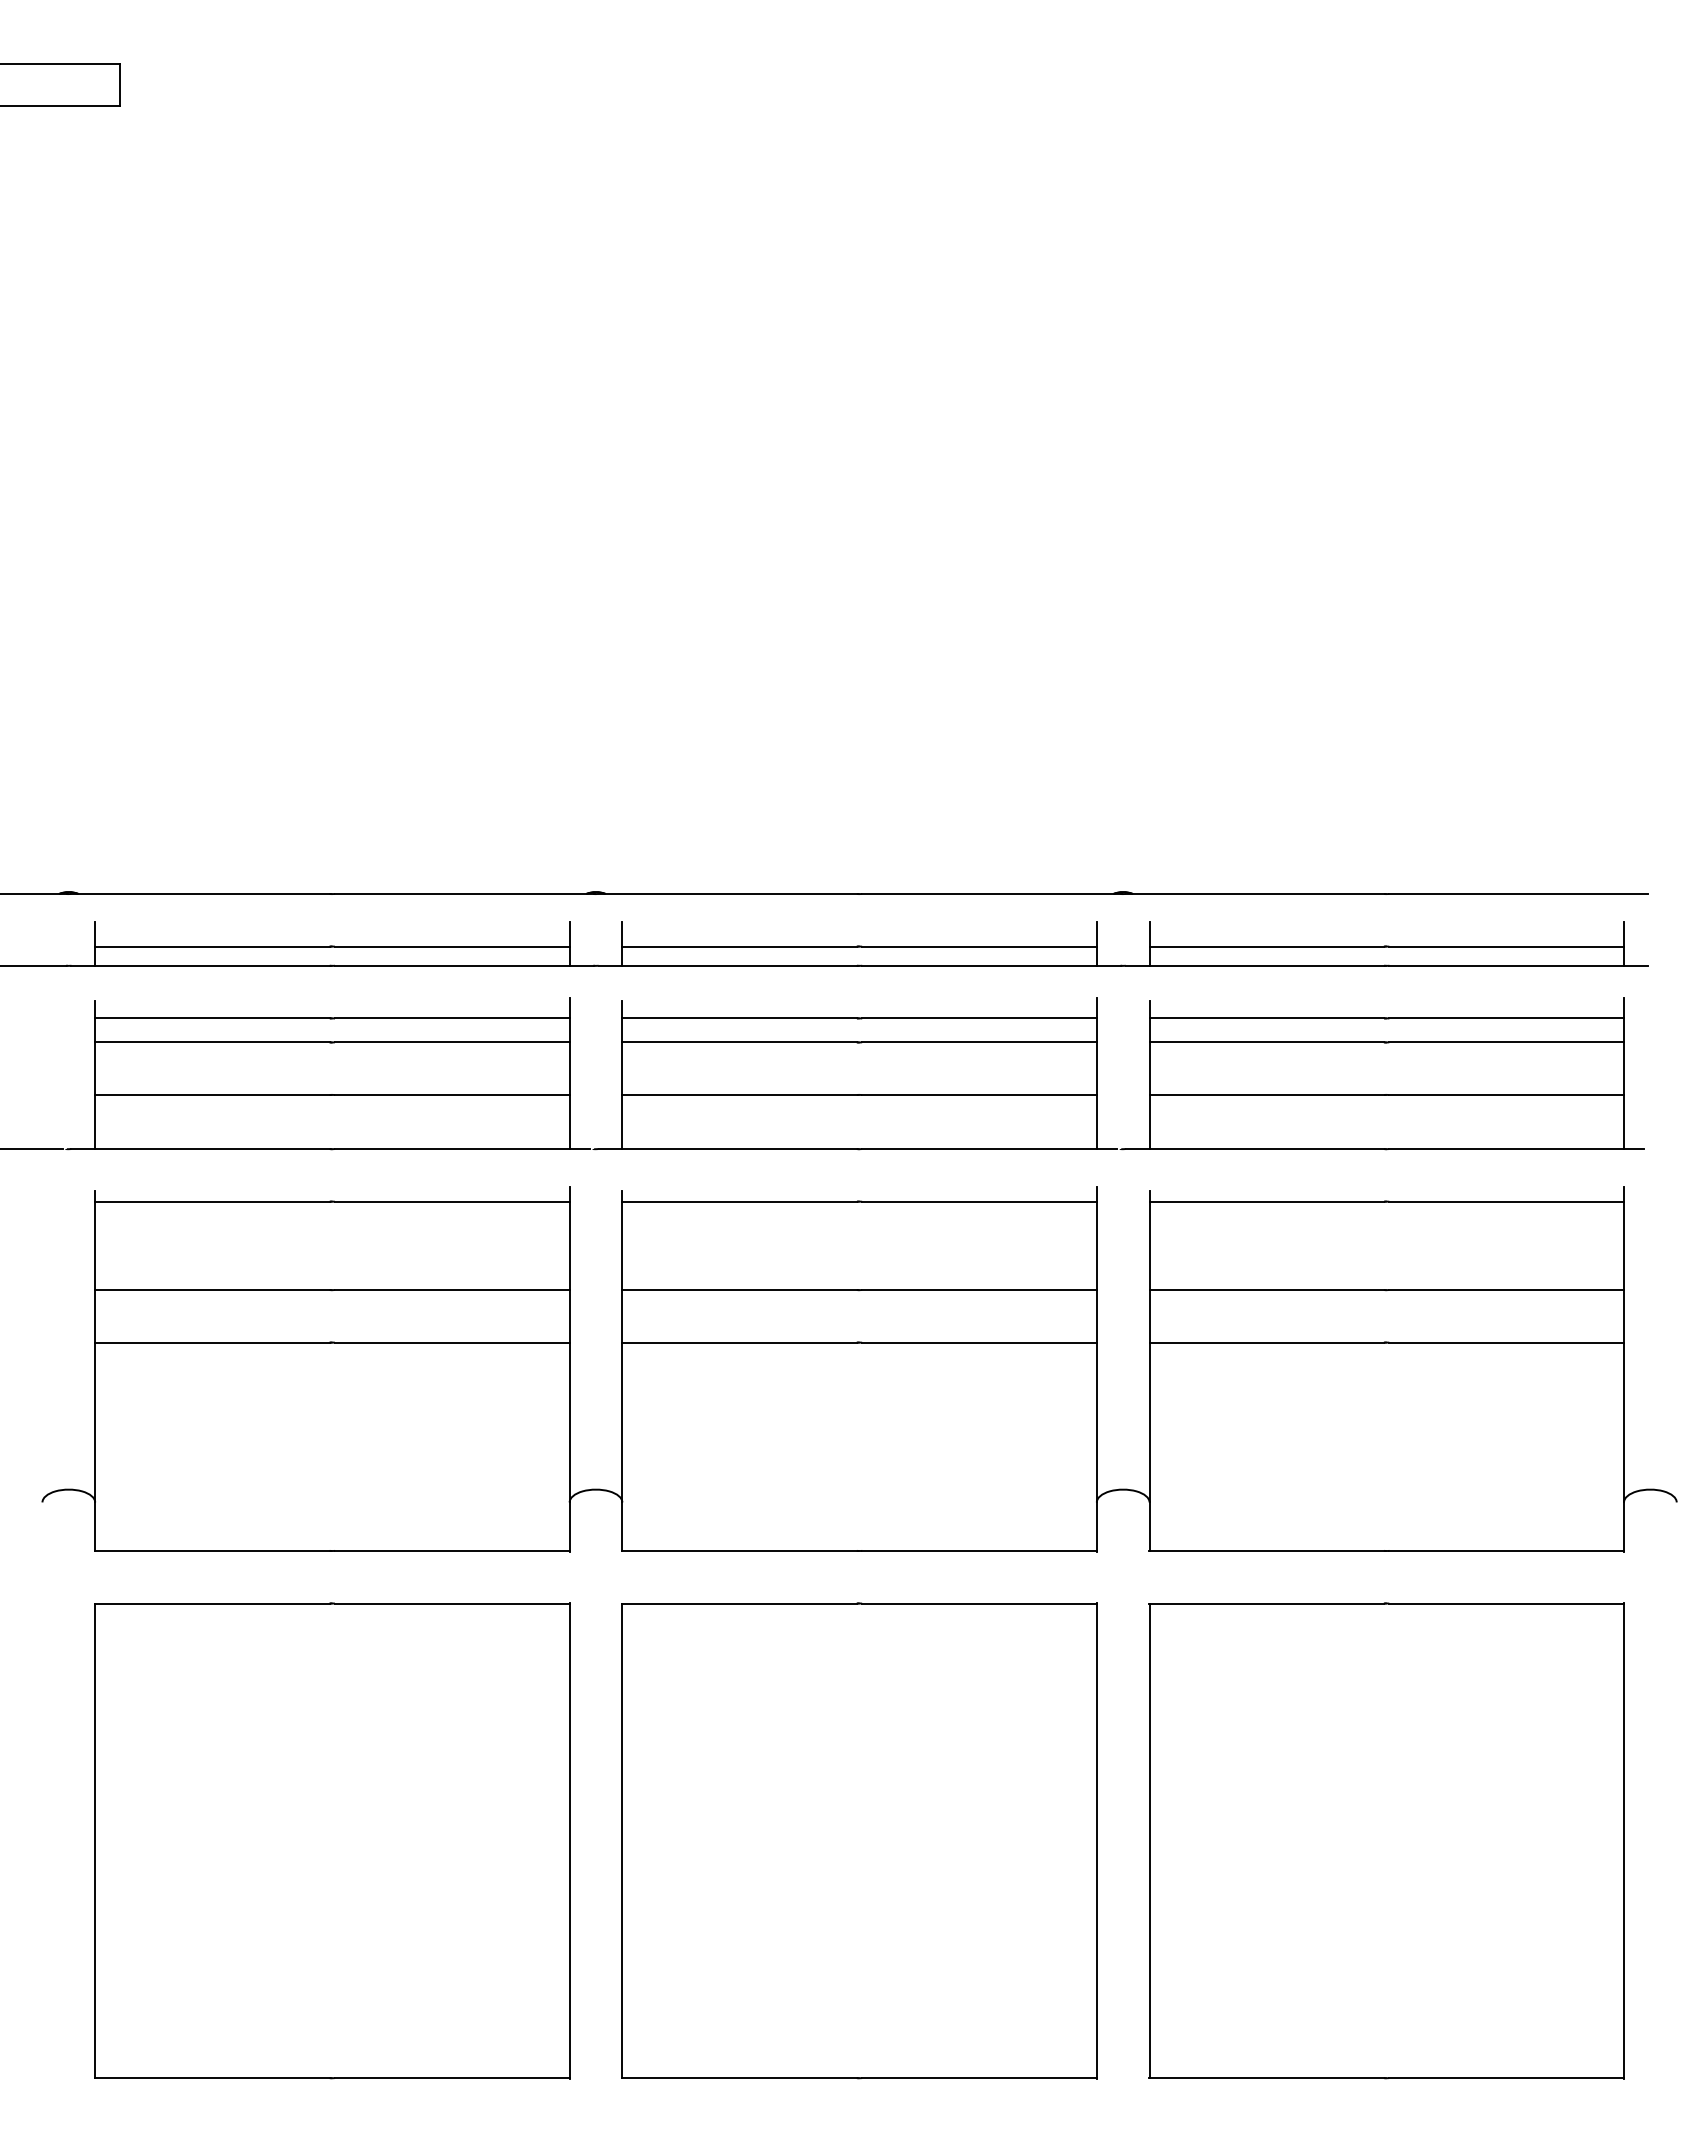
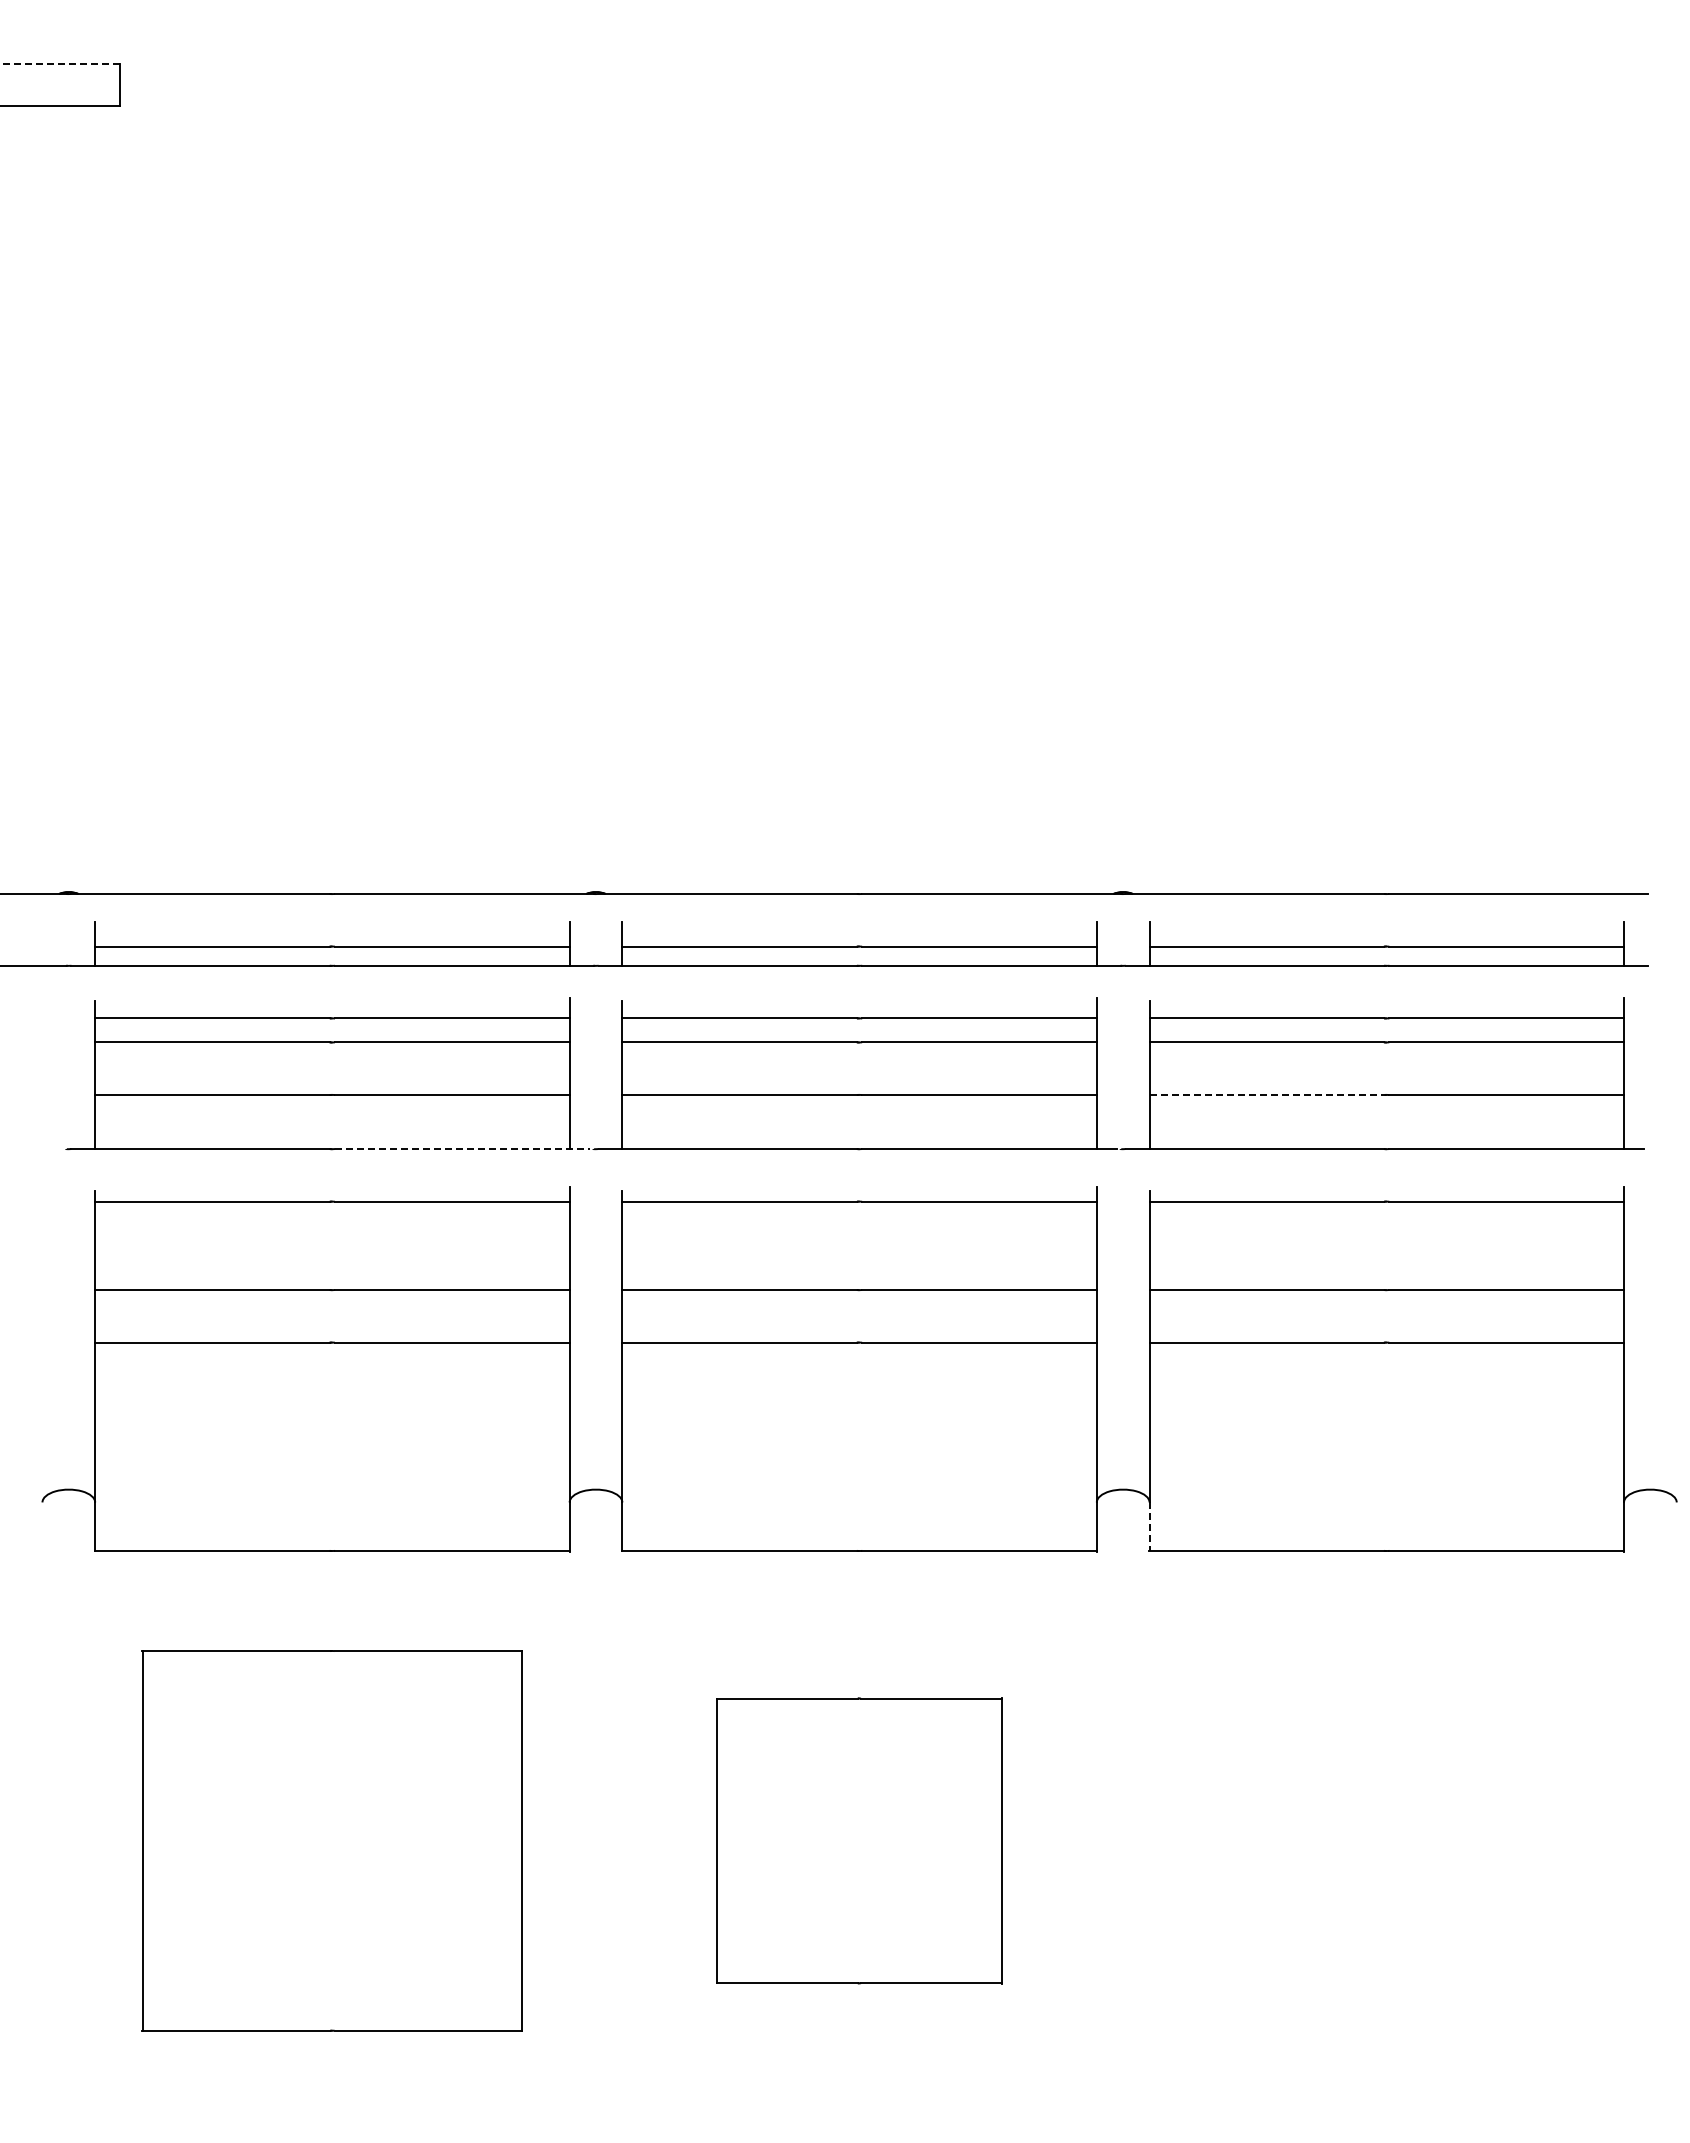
line: solid -> dashed (60, 64)
line: solid -> dashed (1267, 1095)
line: present -> none (32, 1149)
line: solid -> dashed (463, 1149)
line: solid -> dashed (1149, 1527)
part size: 477x478 px -> 382x382 px (331, 1840)
part size: 477x478 px -> 287x288 px (859, 1840)
part: present -> none (1386, 1840)
